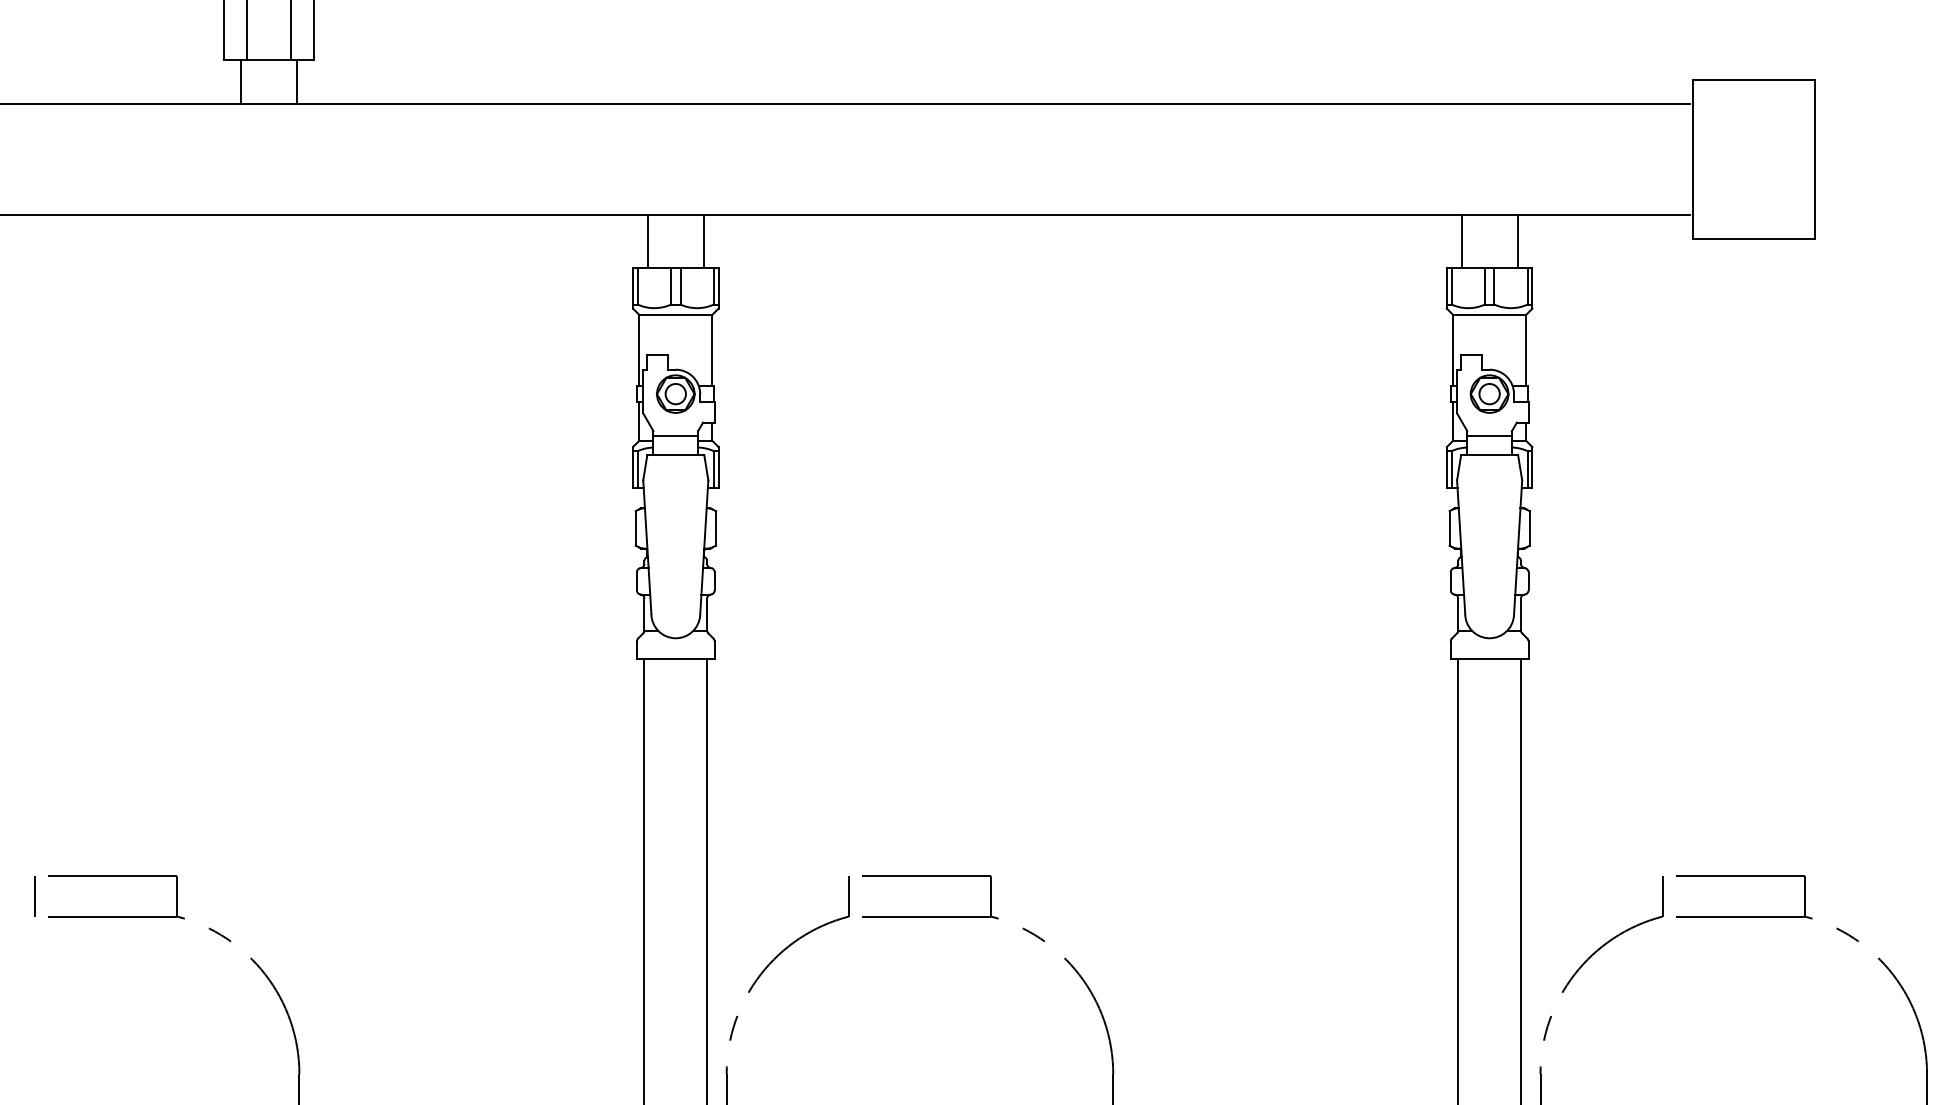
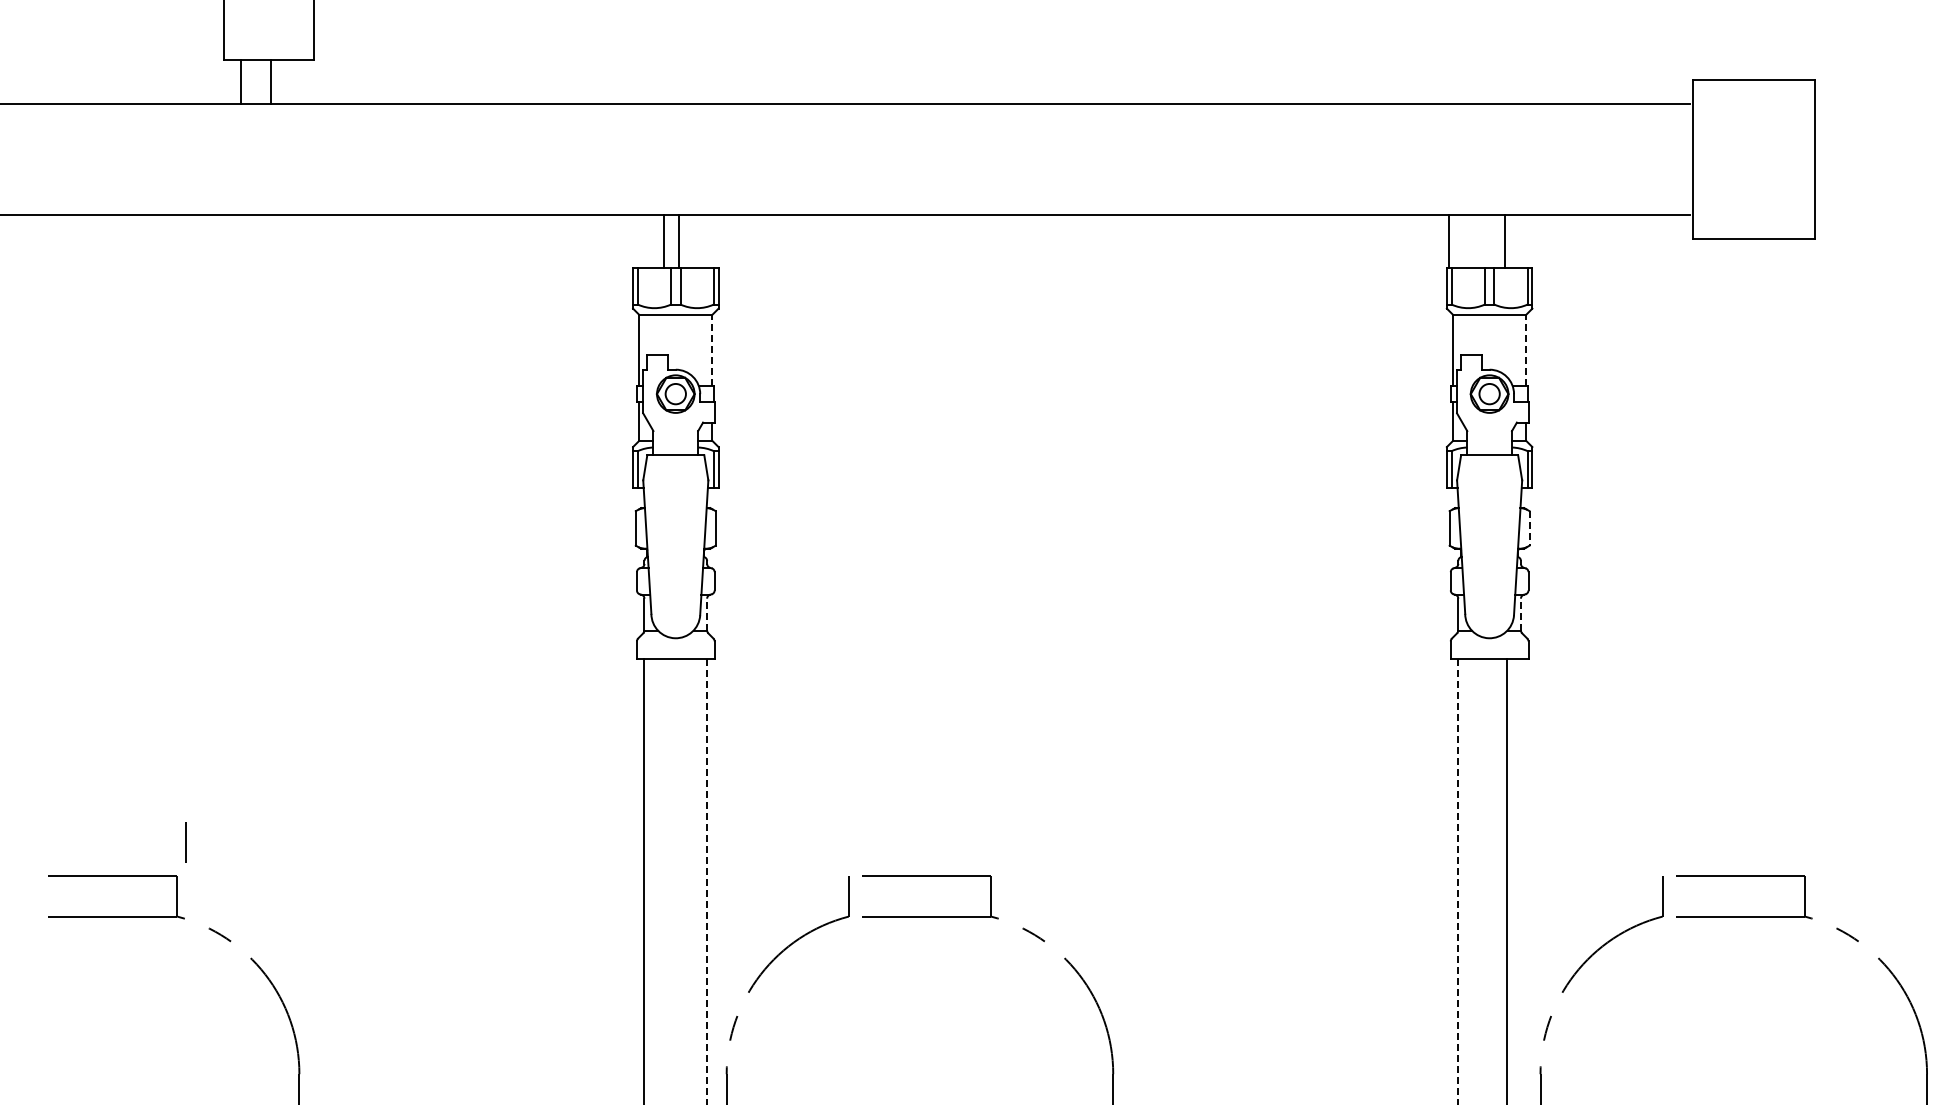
line: present -> none (246, 30)
line: present -> none (291, 30)
line position: (296, 81) -> (270, 81) (270, 81)
line position: (647, 241) -> (663, 241) (663, 241)
line position: (703, 241) -> (678, 241) (678, 241)
line position: (1461, 241) -> (1448, 241) (1448, 241)
line position: (1517, 241) -> (1504, 241) (1504, 241)
line: solid -> dashed (712, 350)
line: solid -> dashed (1526, 350)
line: present -> none (675, 435)
line: present -> none (1489, 435)
line: solid -> dashed (1529, 528)
line: solid -> dashed (707, 614)
line: solid -> dashed (1520, 614)
line position: (1521, 879) -> (1507, 879) (1507, 879)
line: solid -> dashed (707, 881)
line: solid -> dashed (1458, 881)
line position: (34, 896) -> (185, 842) (185, 842)
